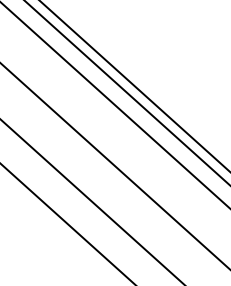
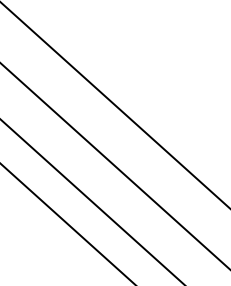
line: present -> none (134, 85)
line: present -> none (126, 92)
